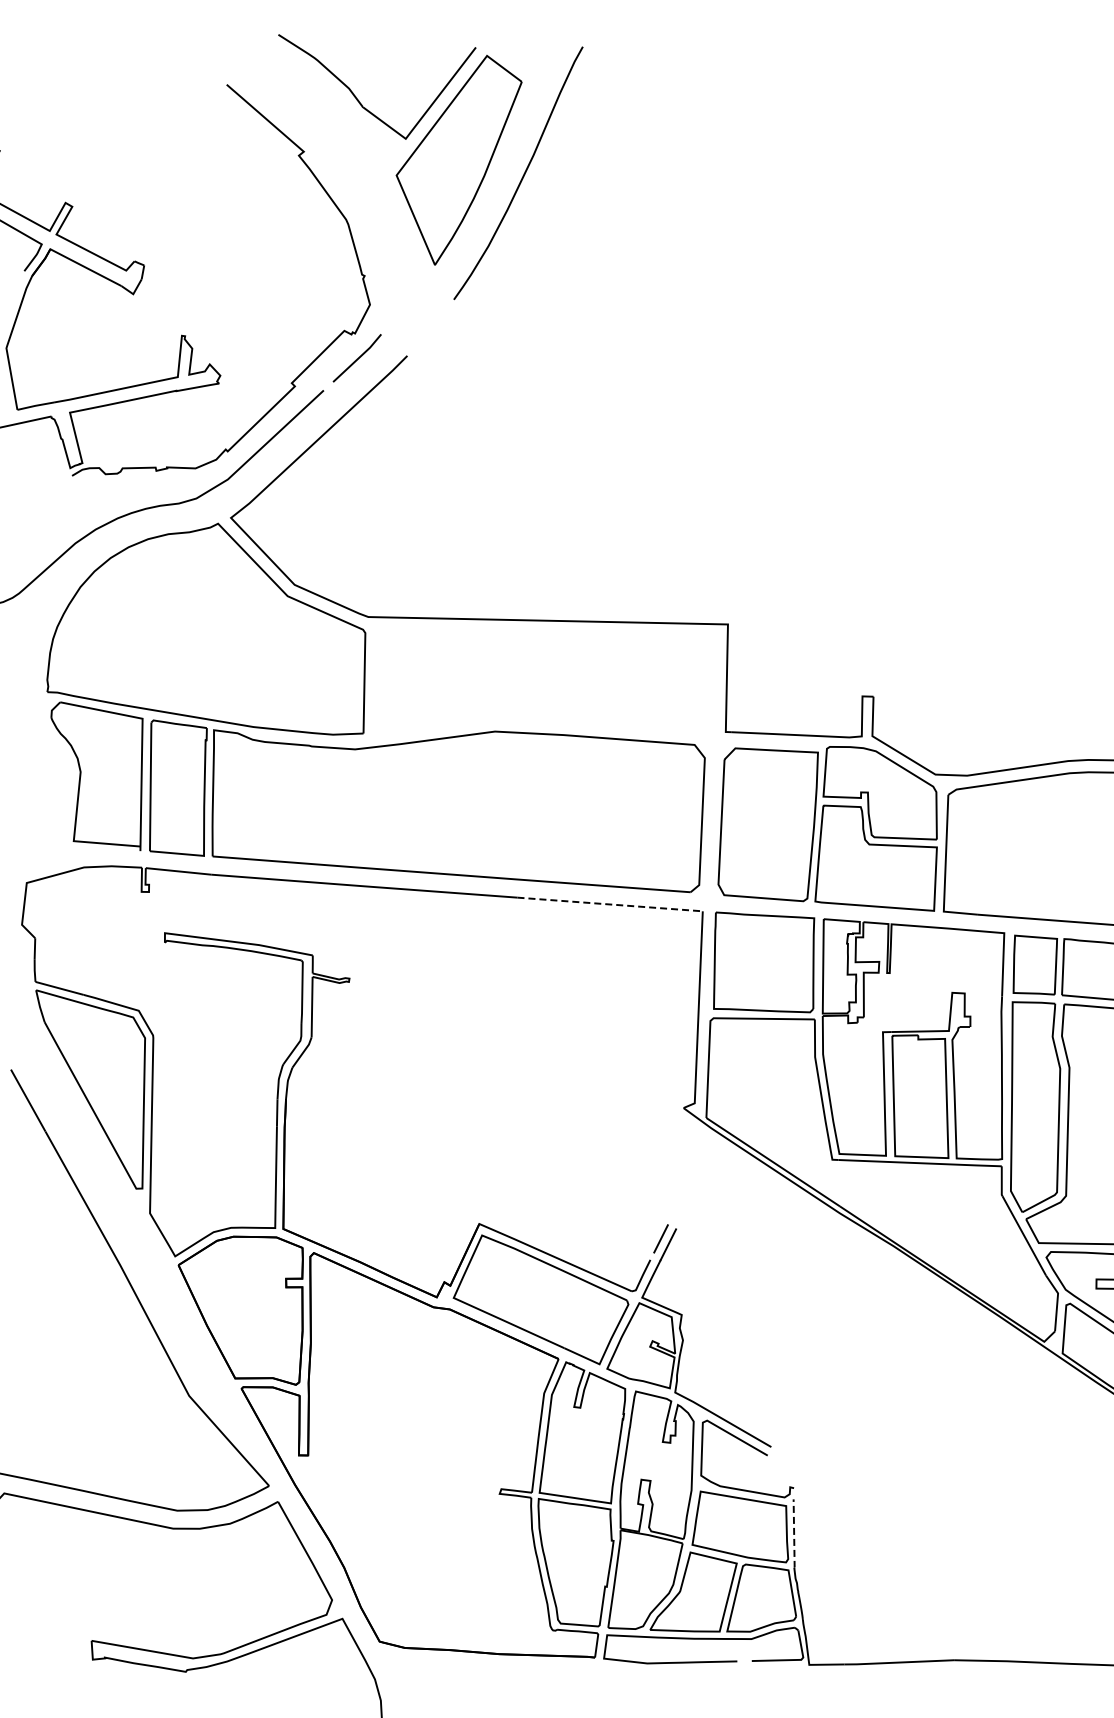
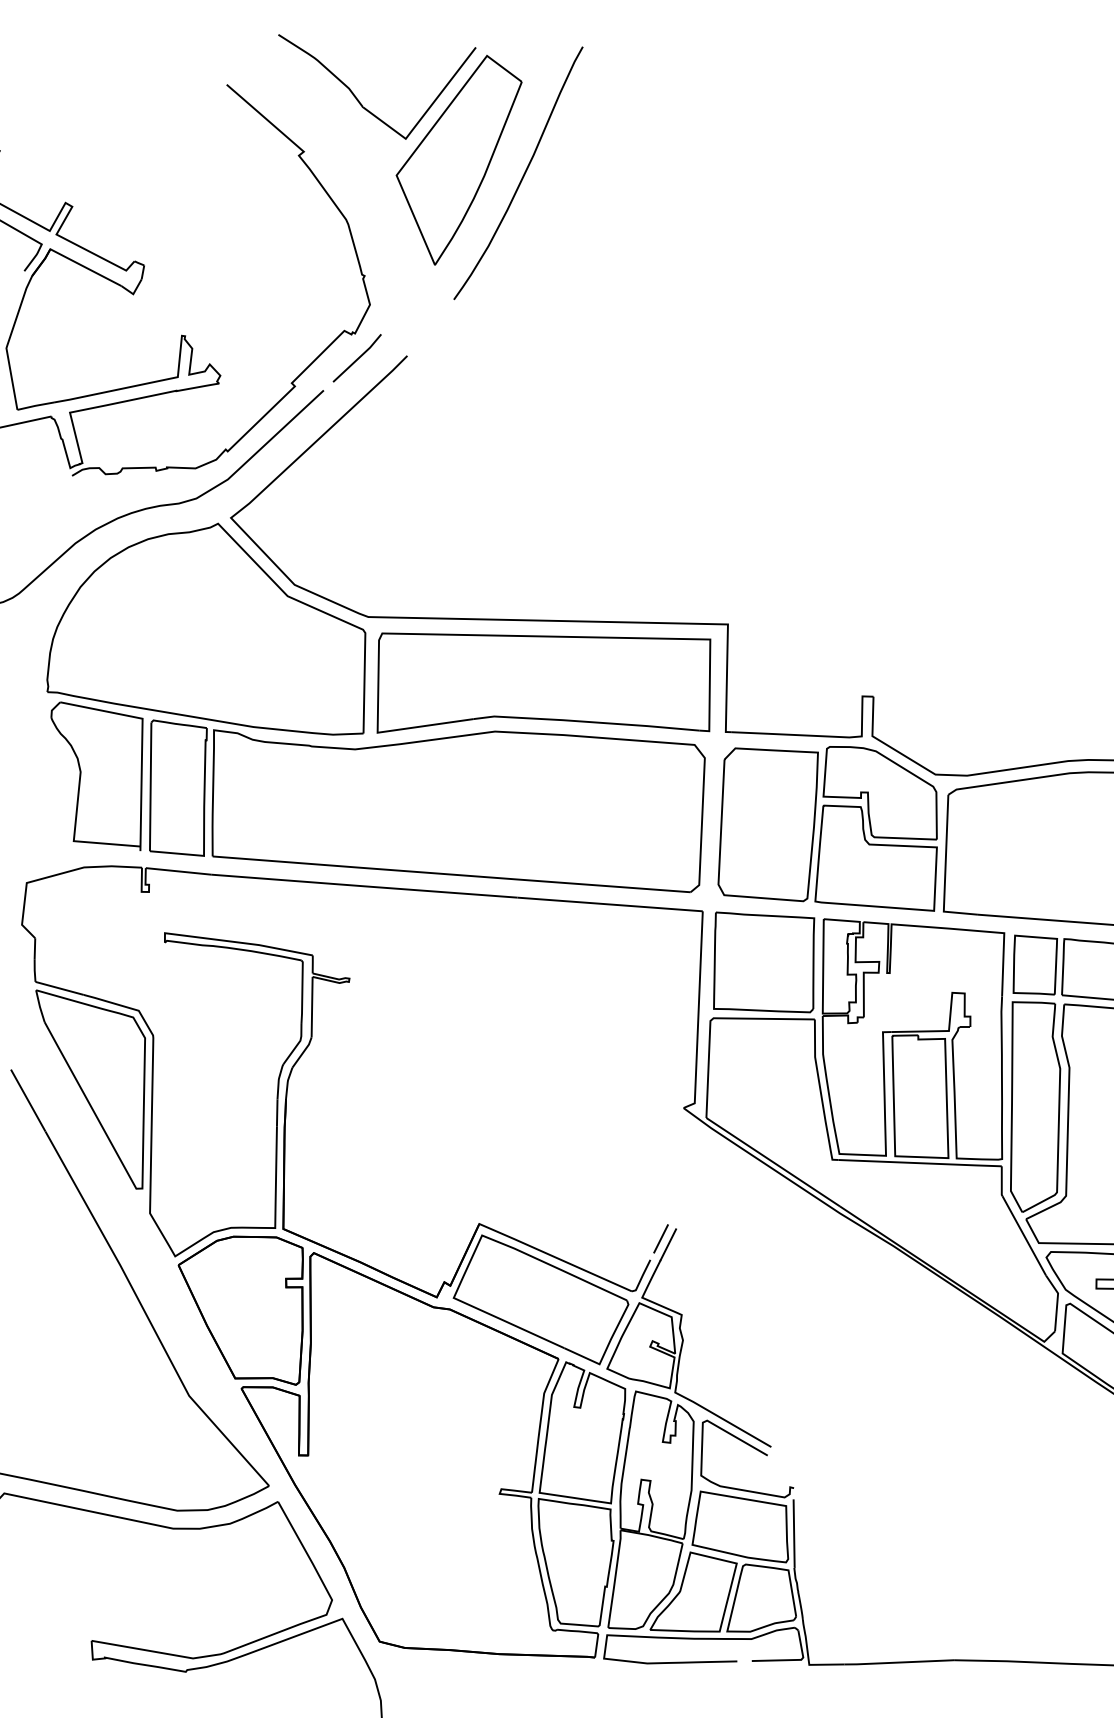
part: none -> present (543, 682)
line: dashed -> solid (610, 904)
line: dashed -> solid (794, 1533)
